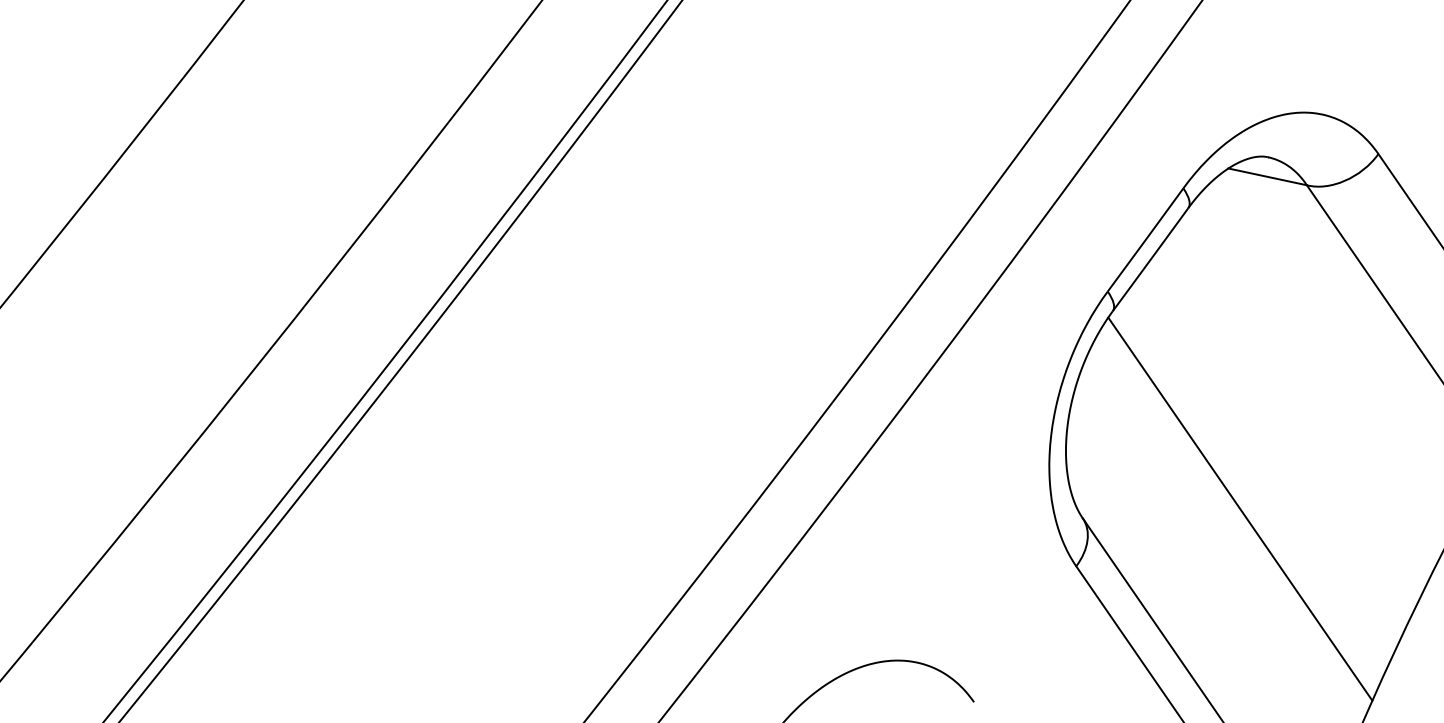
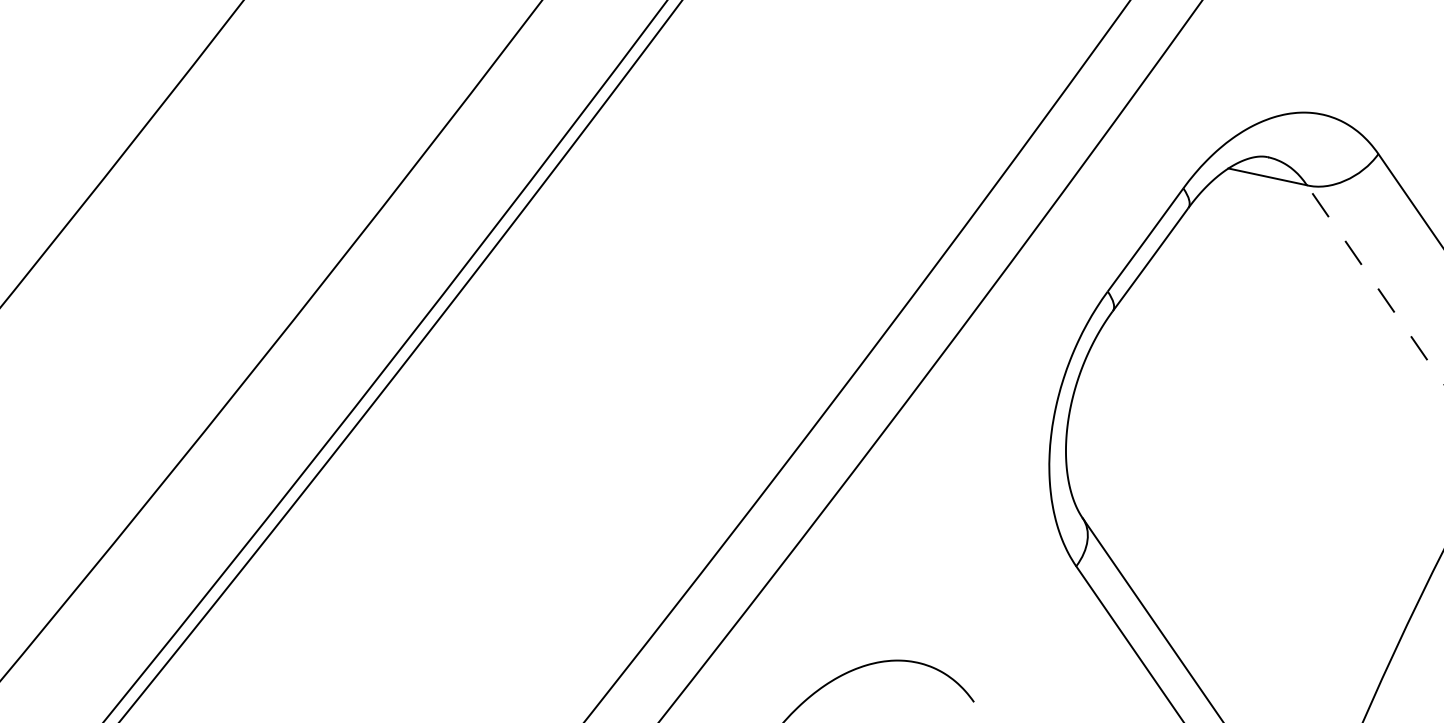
line: solid -> dashed (1375, 284)
line: present -> none (1240, 508)
